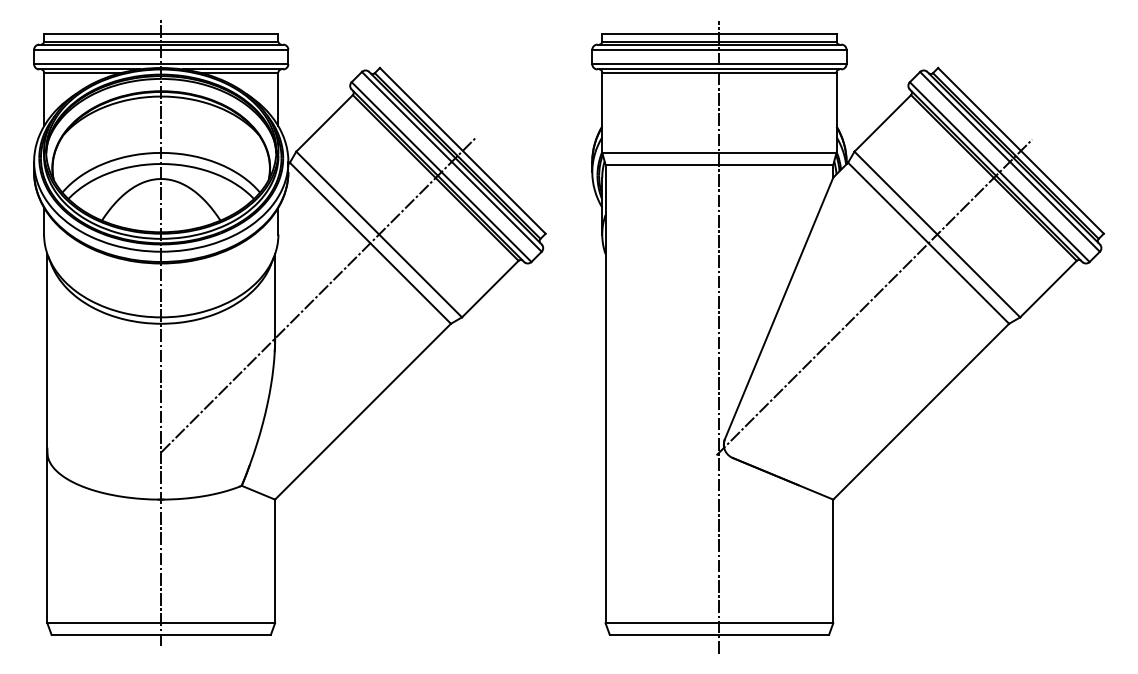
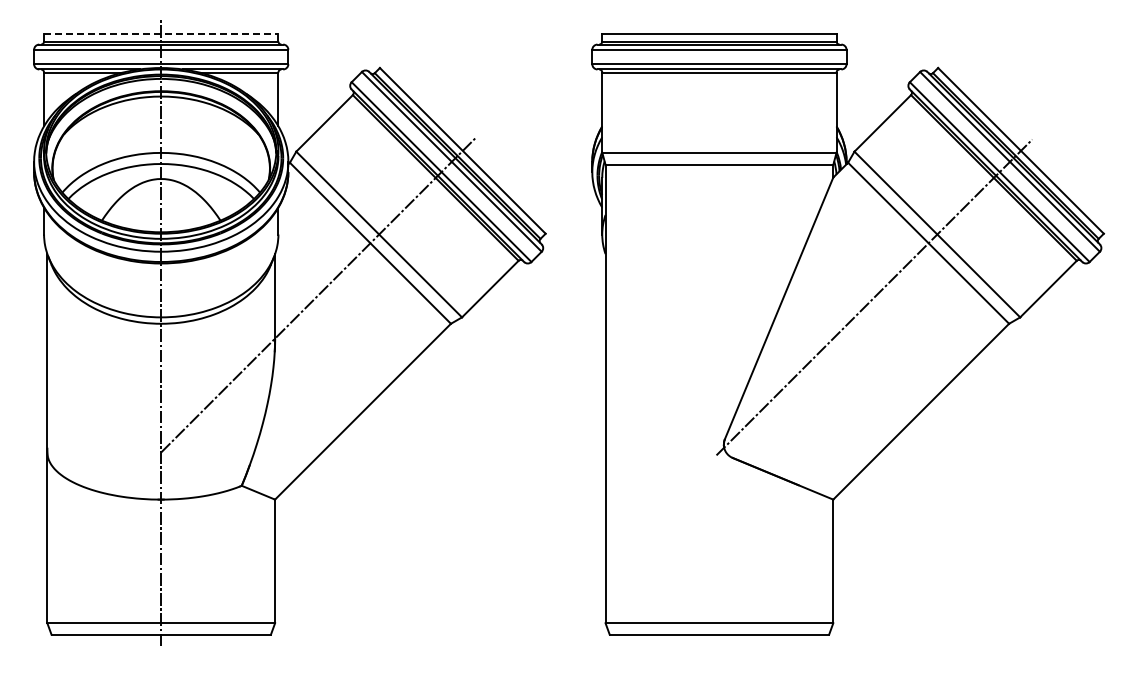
line: solid -> dashed (161, 34)
line: present -> none (719, 337)
